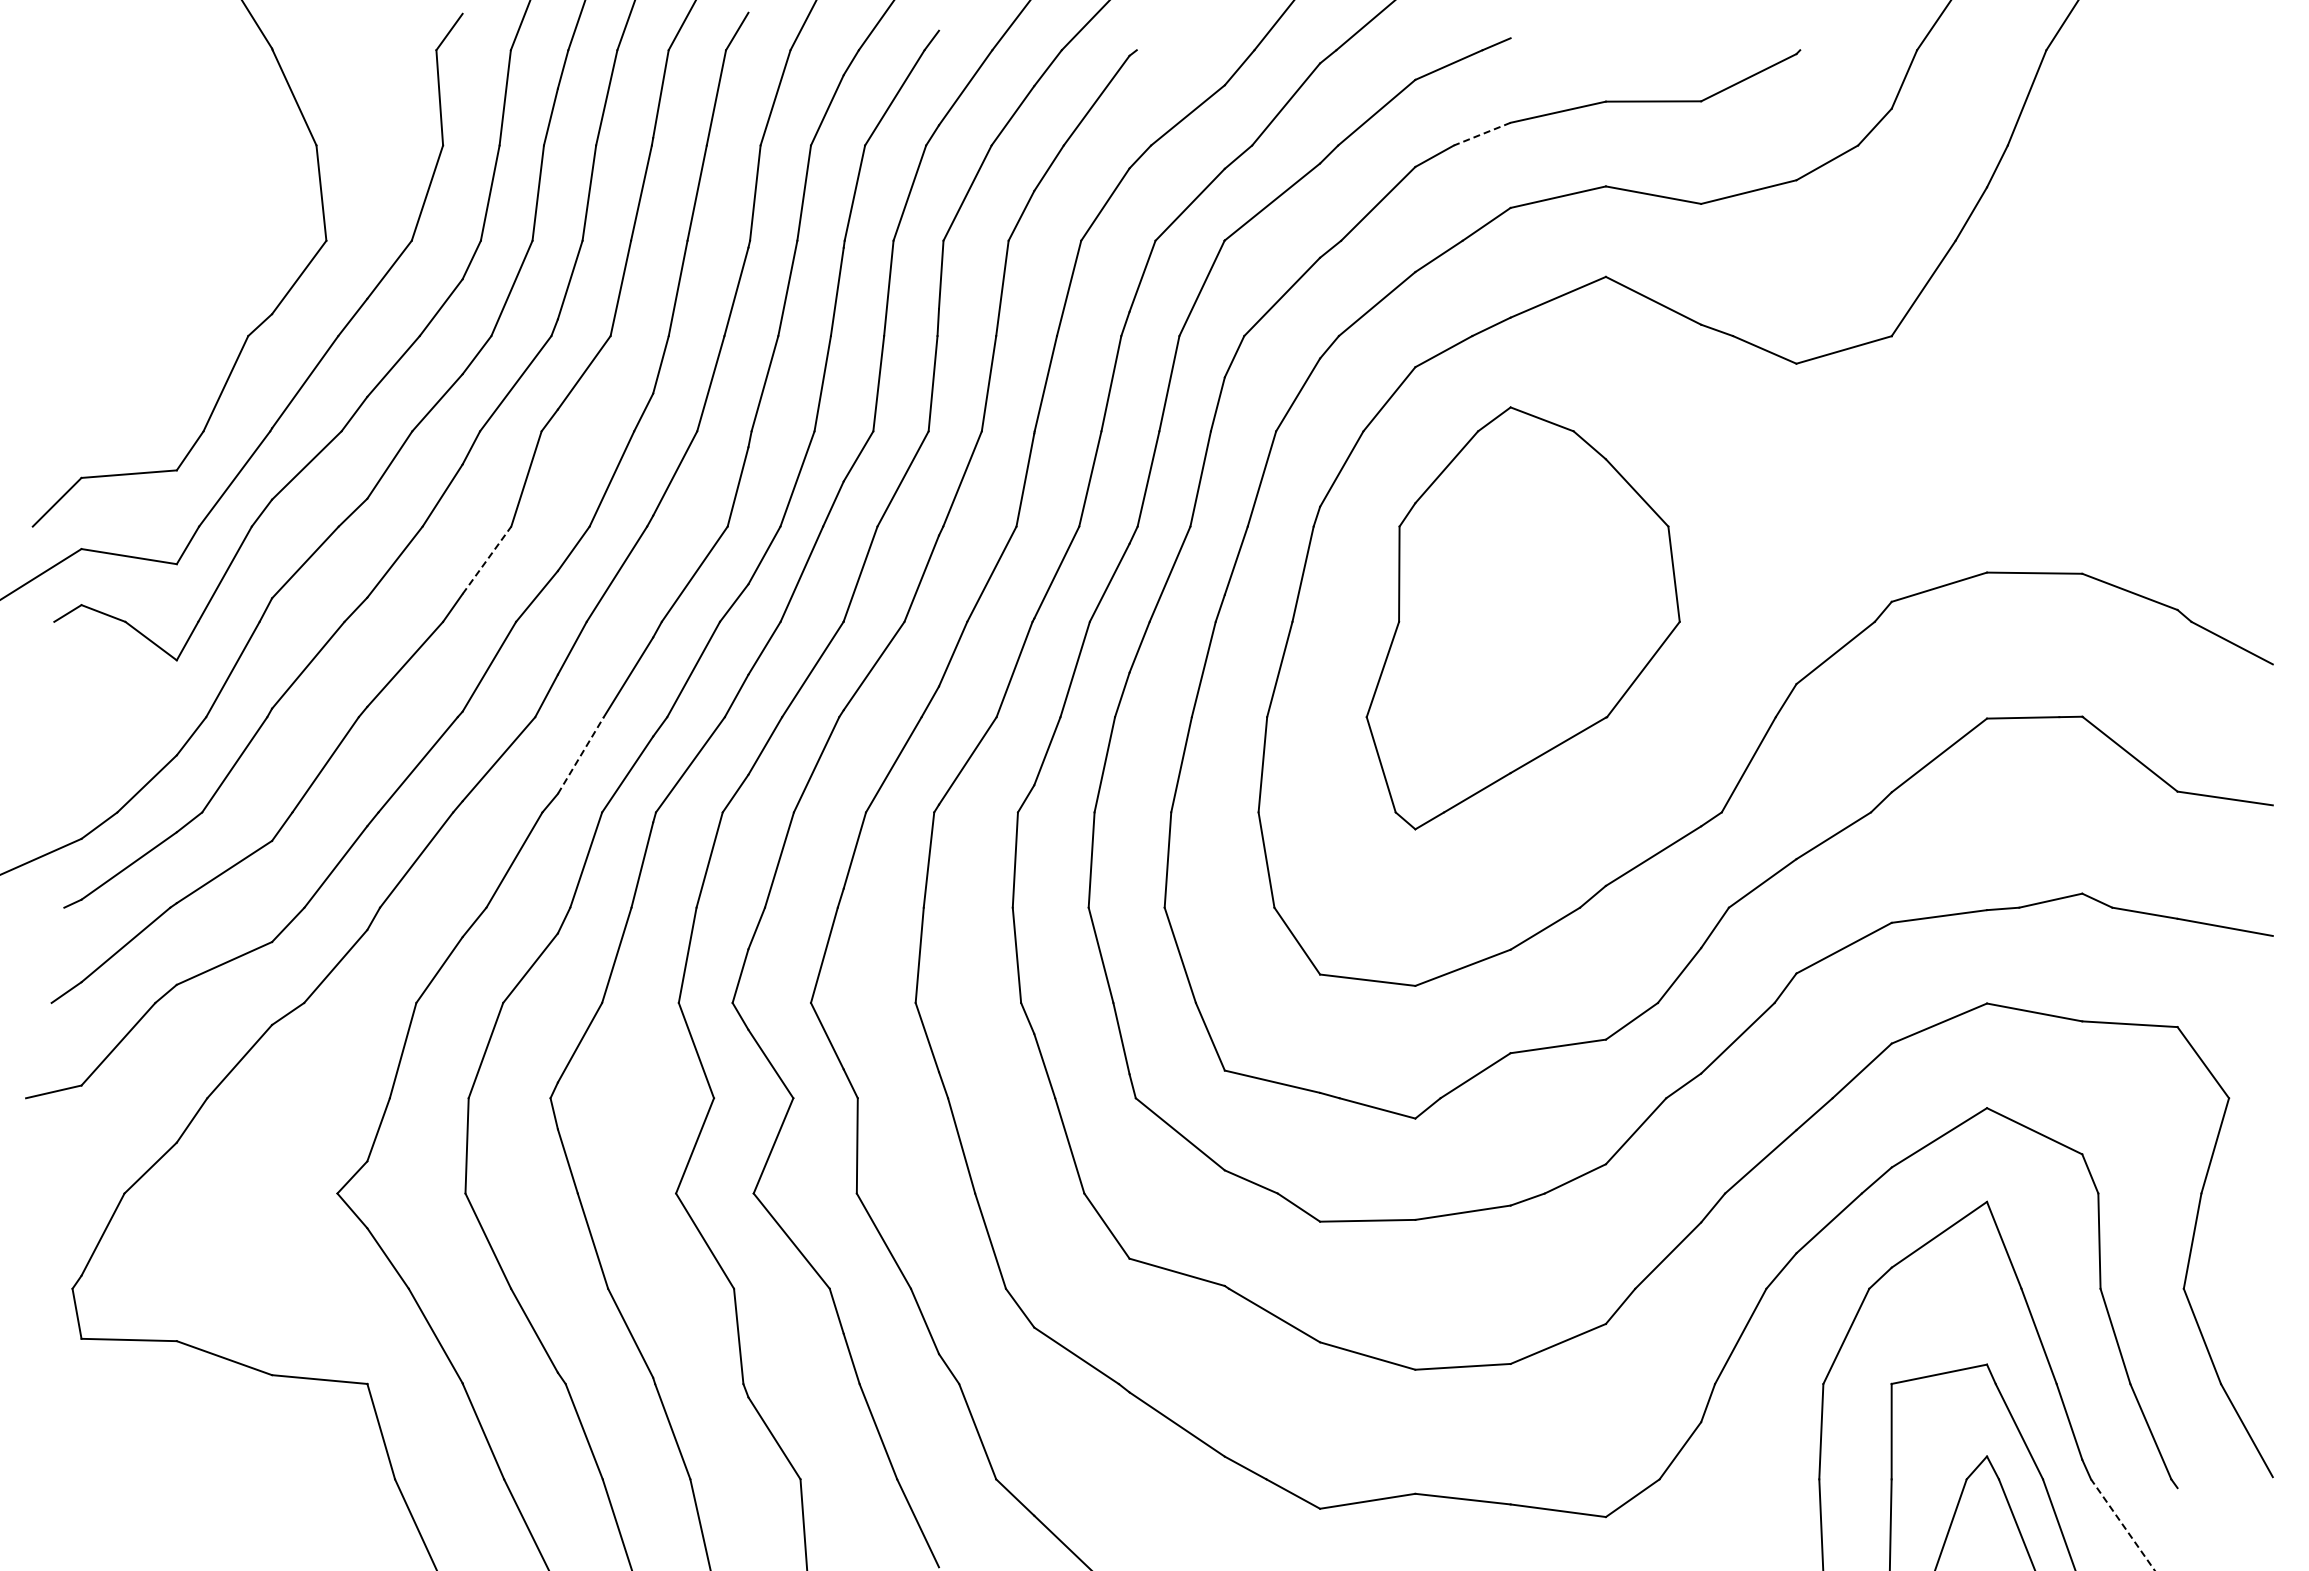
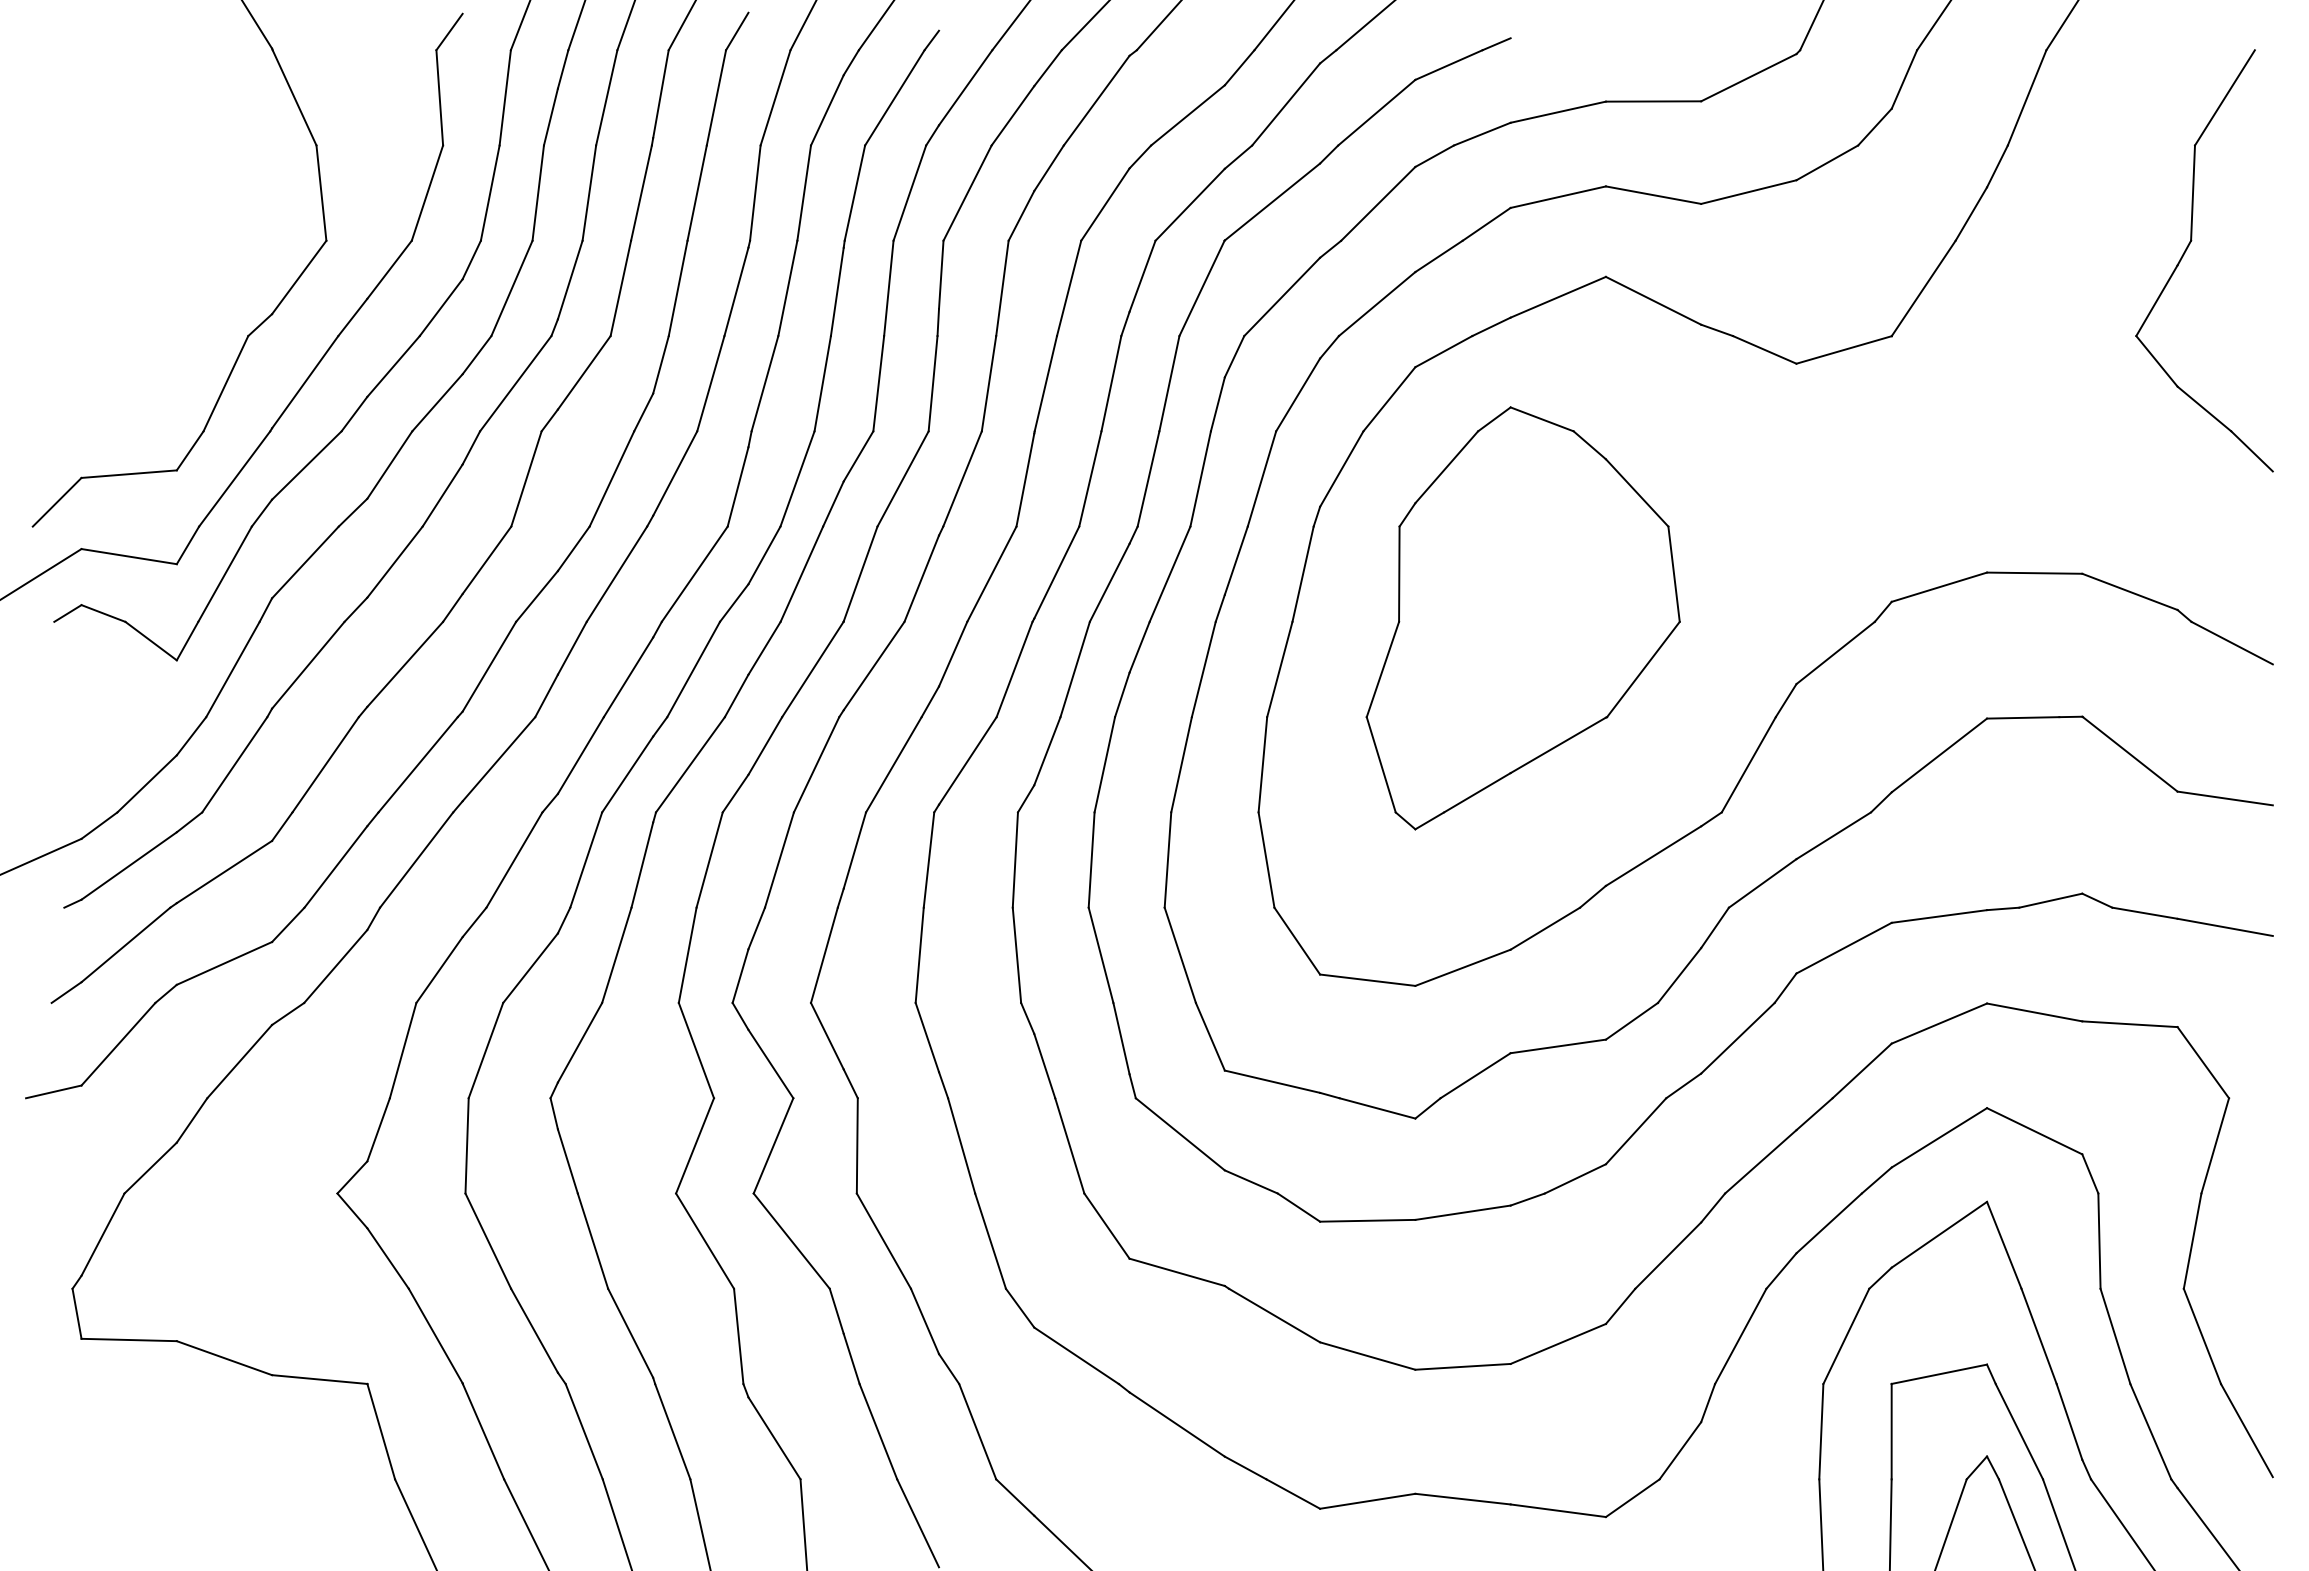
line: none -> present (1157, 26)
line: none -> present (1811, 26)
line: dashed -> solid (1482, 134)
part: none -> present (2186, 251)
line: dashed -> solid (486, 560)
line: dashed -> solid (580, 755)
line: dashed -> solid (2122, 1524)
line: none -> present (2207, 1527)
